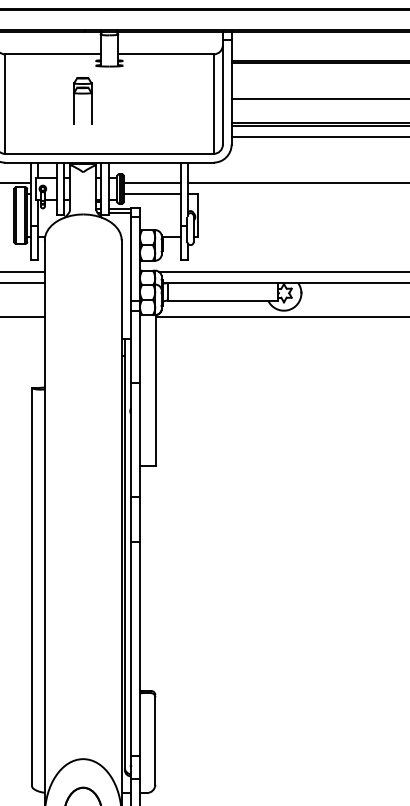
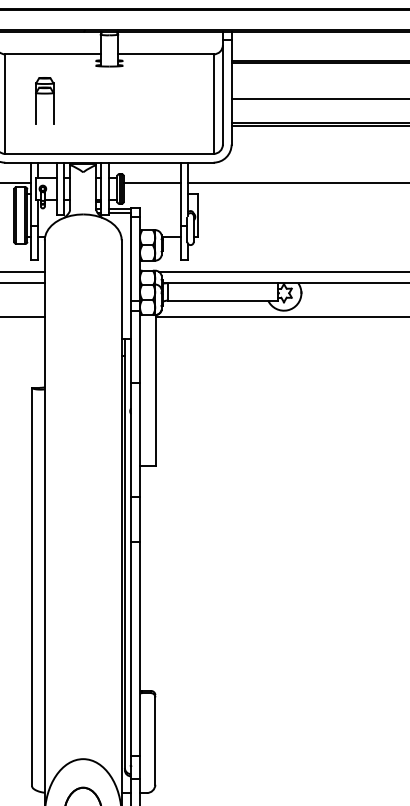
part position: (82, 100) -> (44, 100) (44, 100)
line: present -> none (318, 136)
line: present -> none (151, 193)
